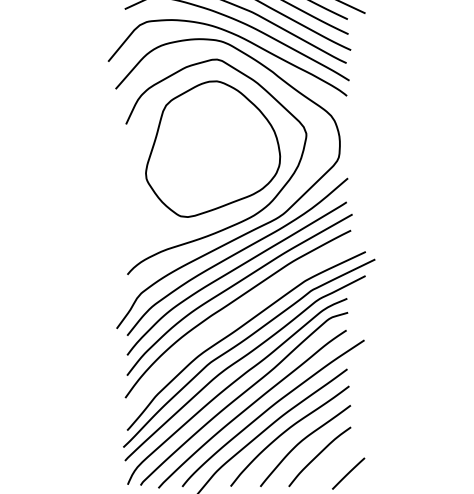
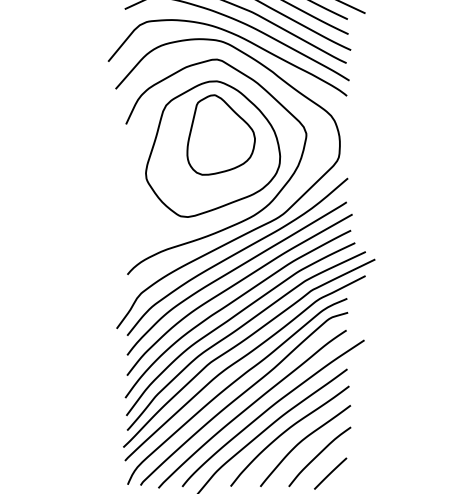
part: none -> present (220, 134)
curve: none -> present (233, 318)
line position: (348, 473) -> (330, 473) (330, 473)
